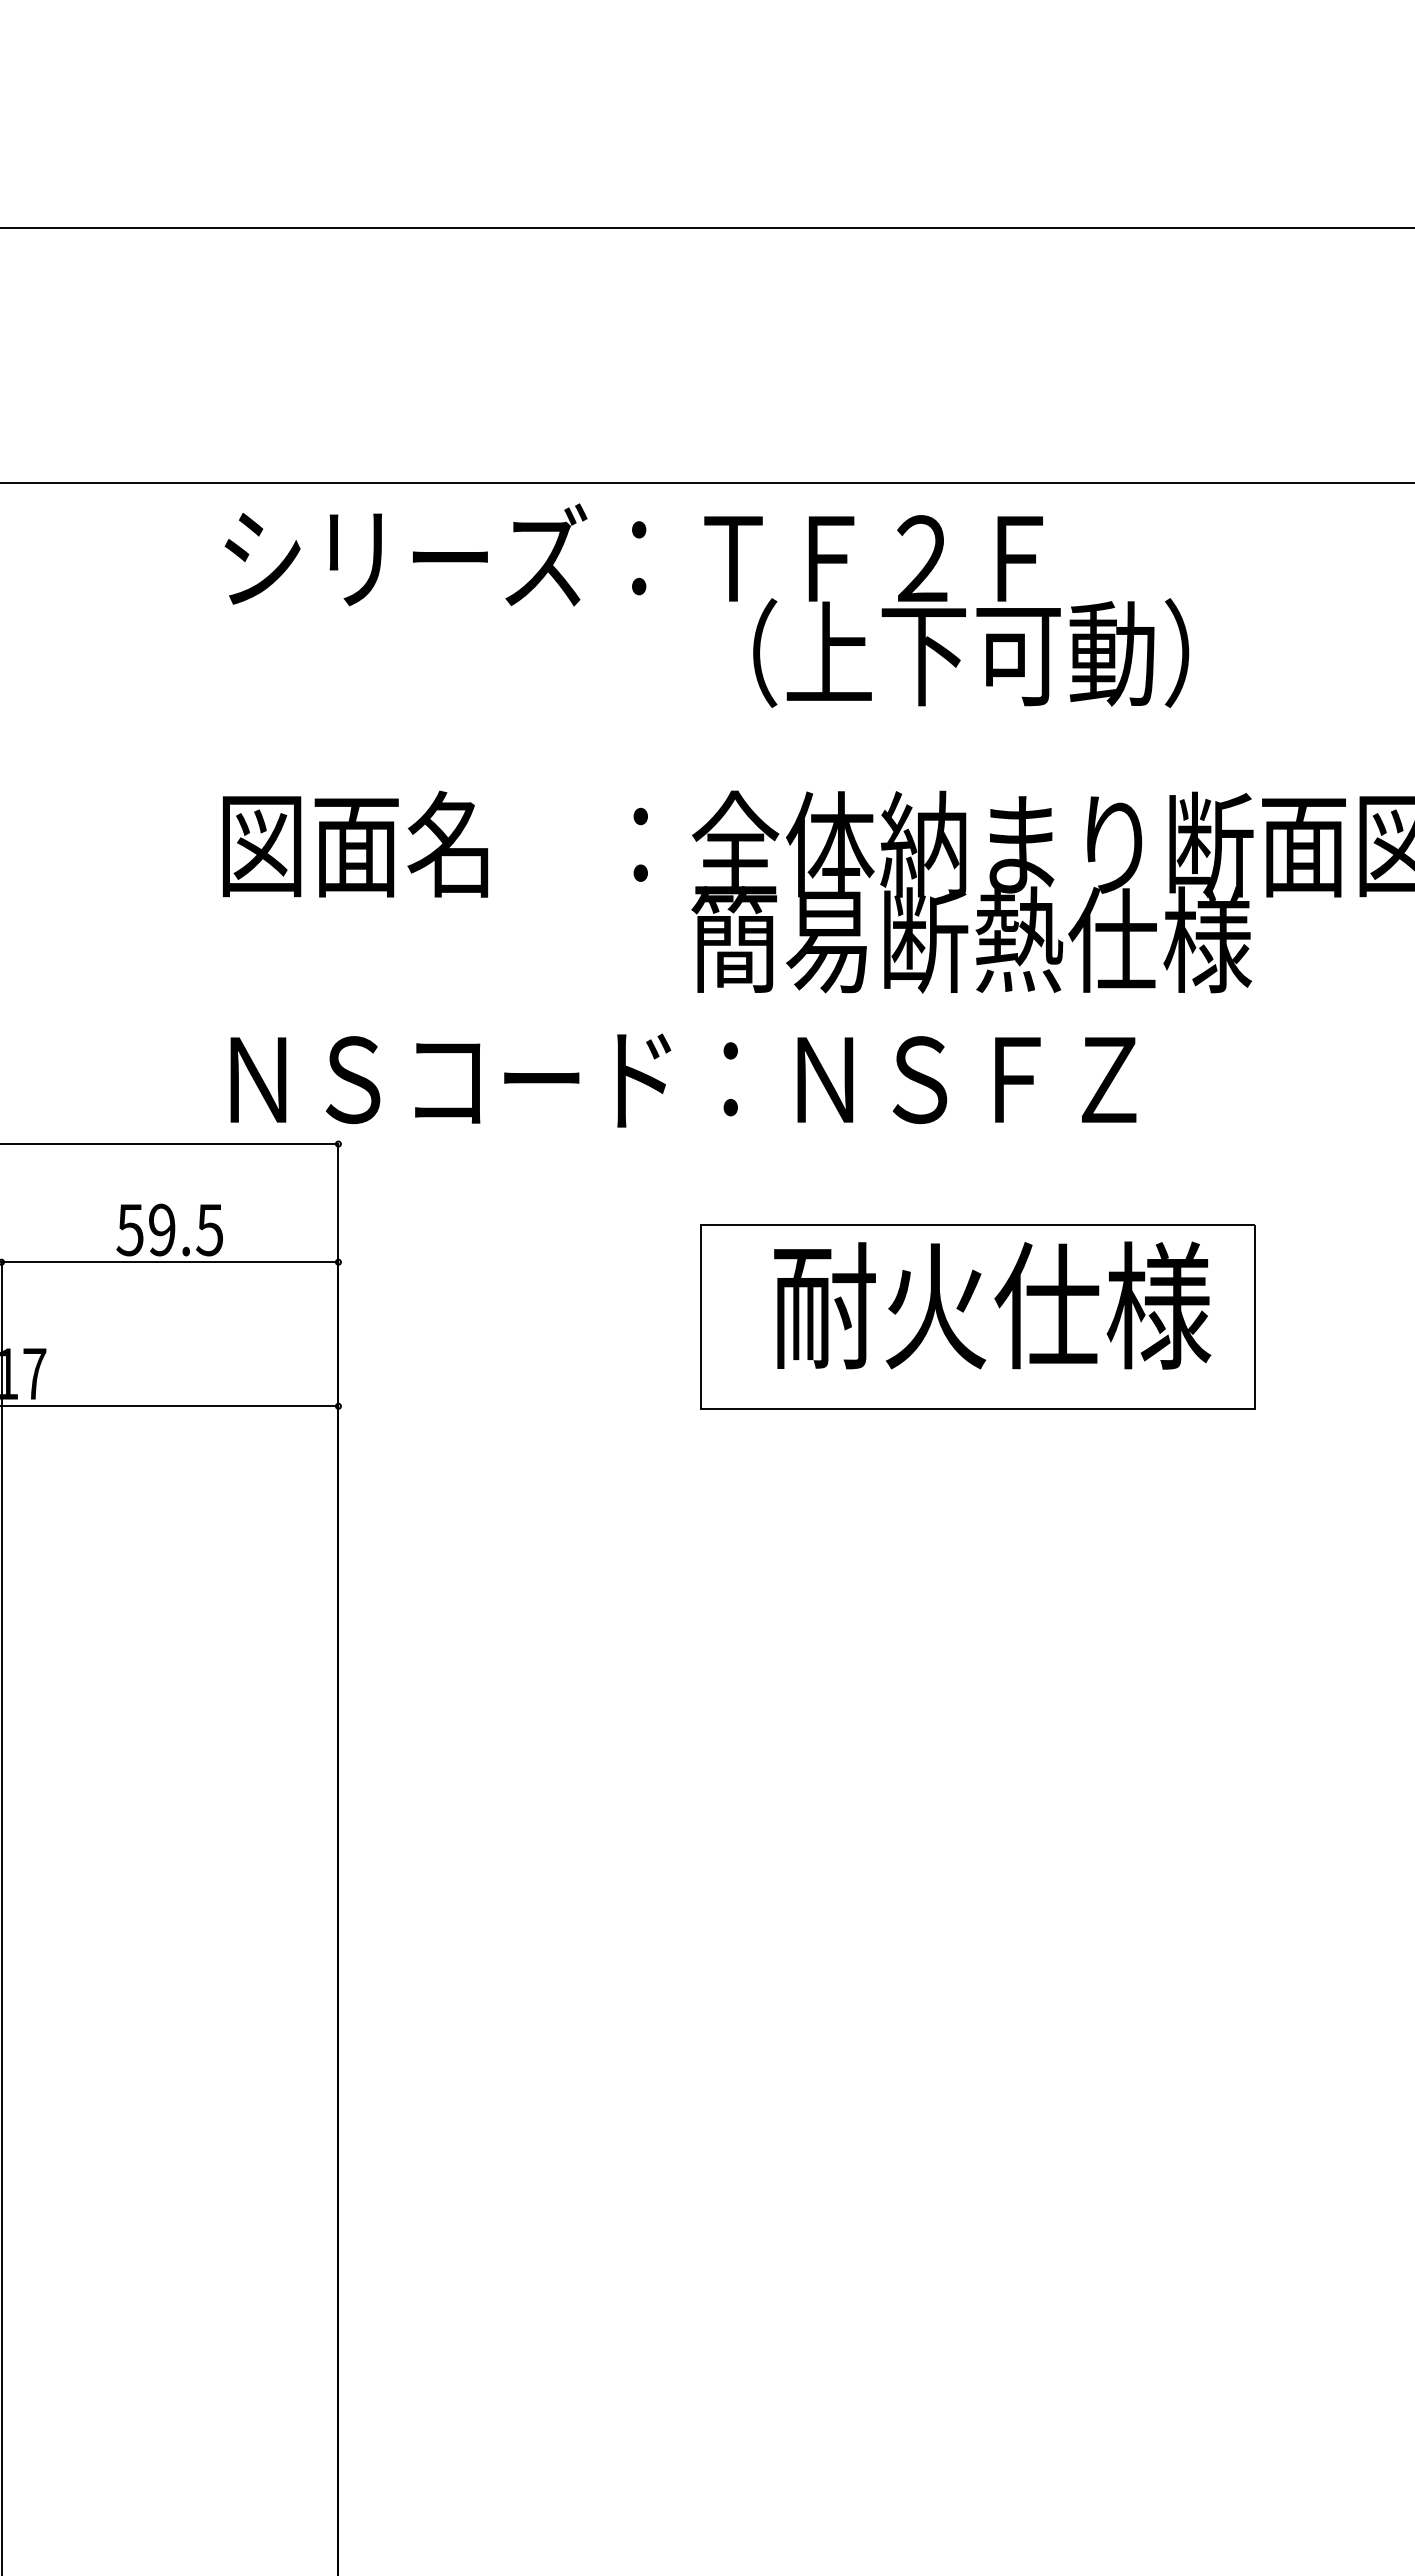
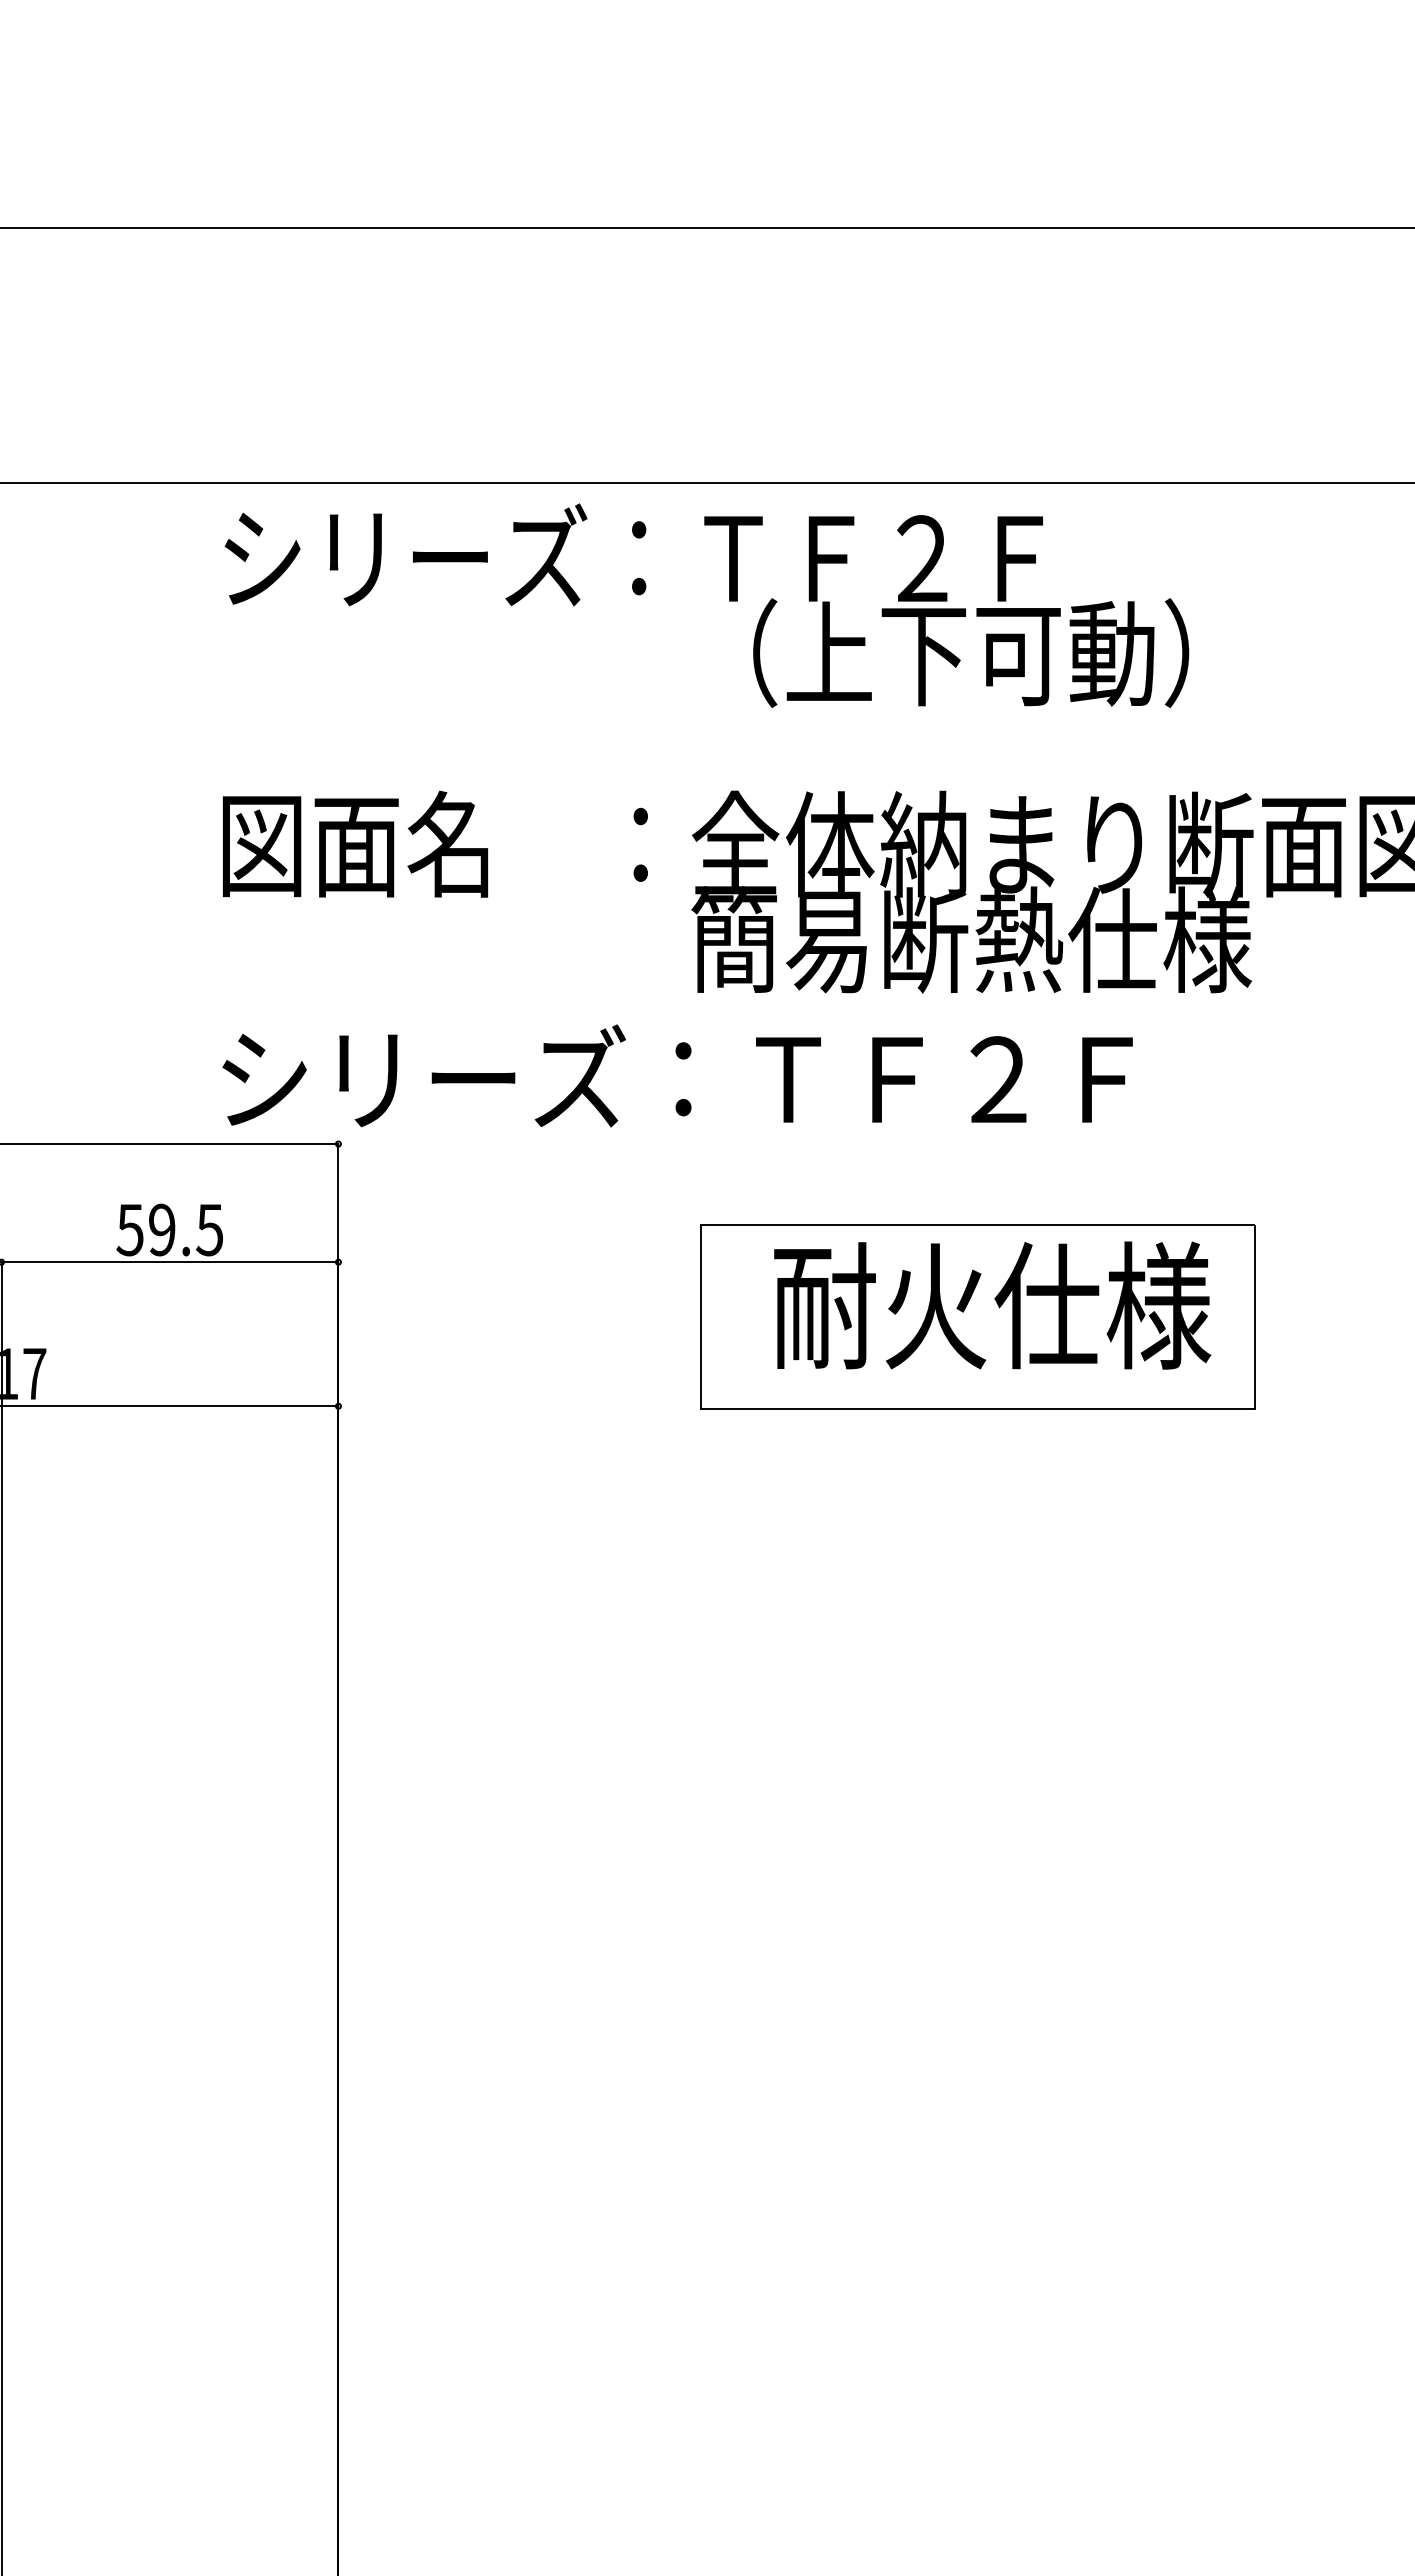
text: ＮＳコード：ＮＳＦＺ -> シリーズ：ＴＦ２Ｆ (679, 1075)
